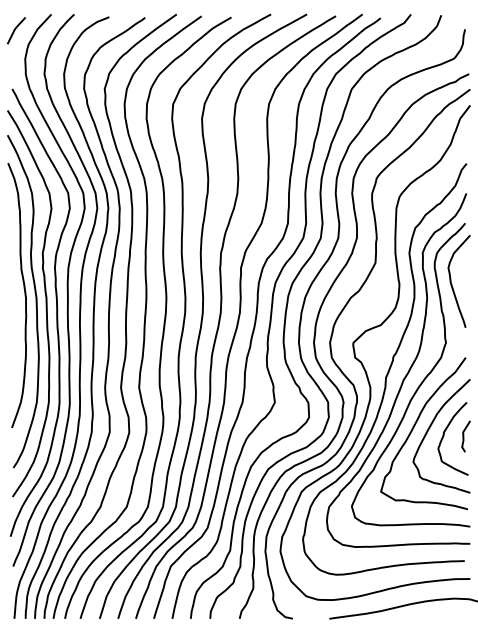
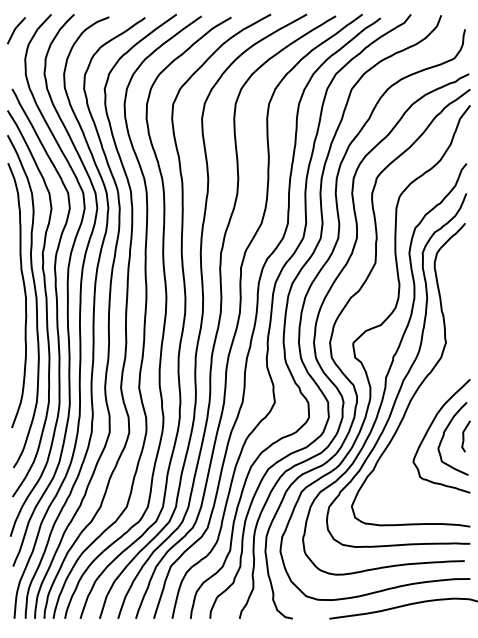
curve: present -> none (452, 284)
curve: present -> none (413, 429)
